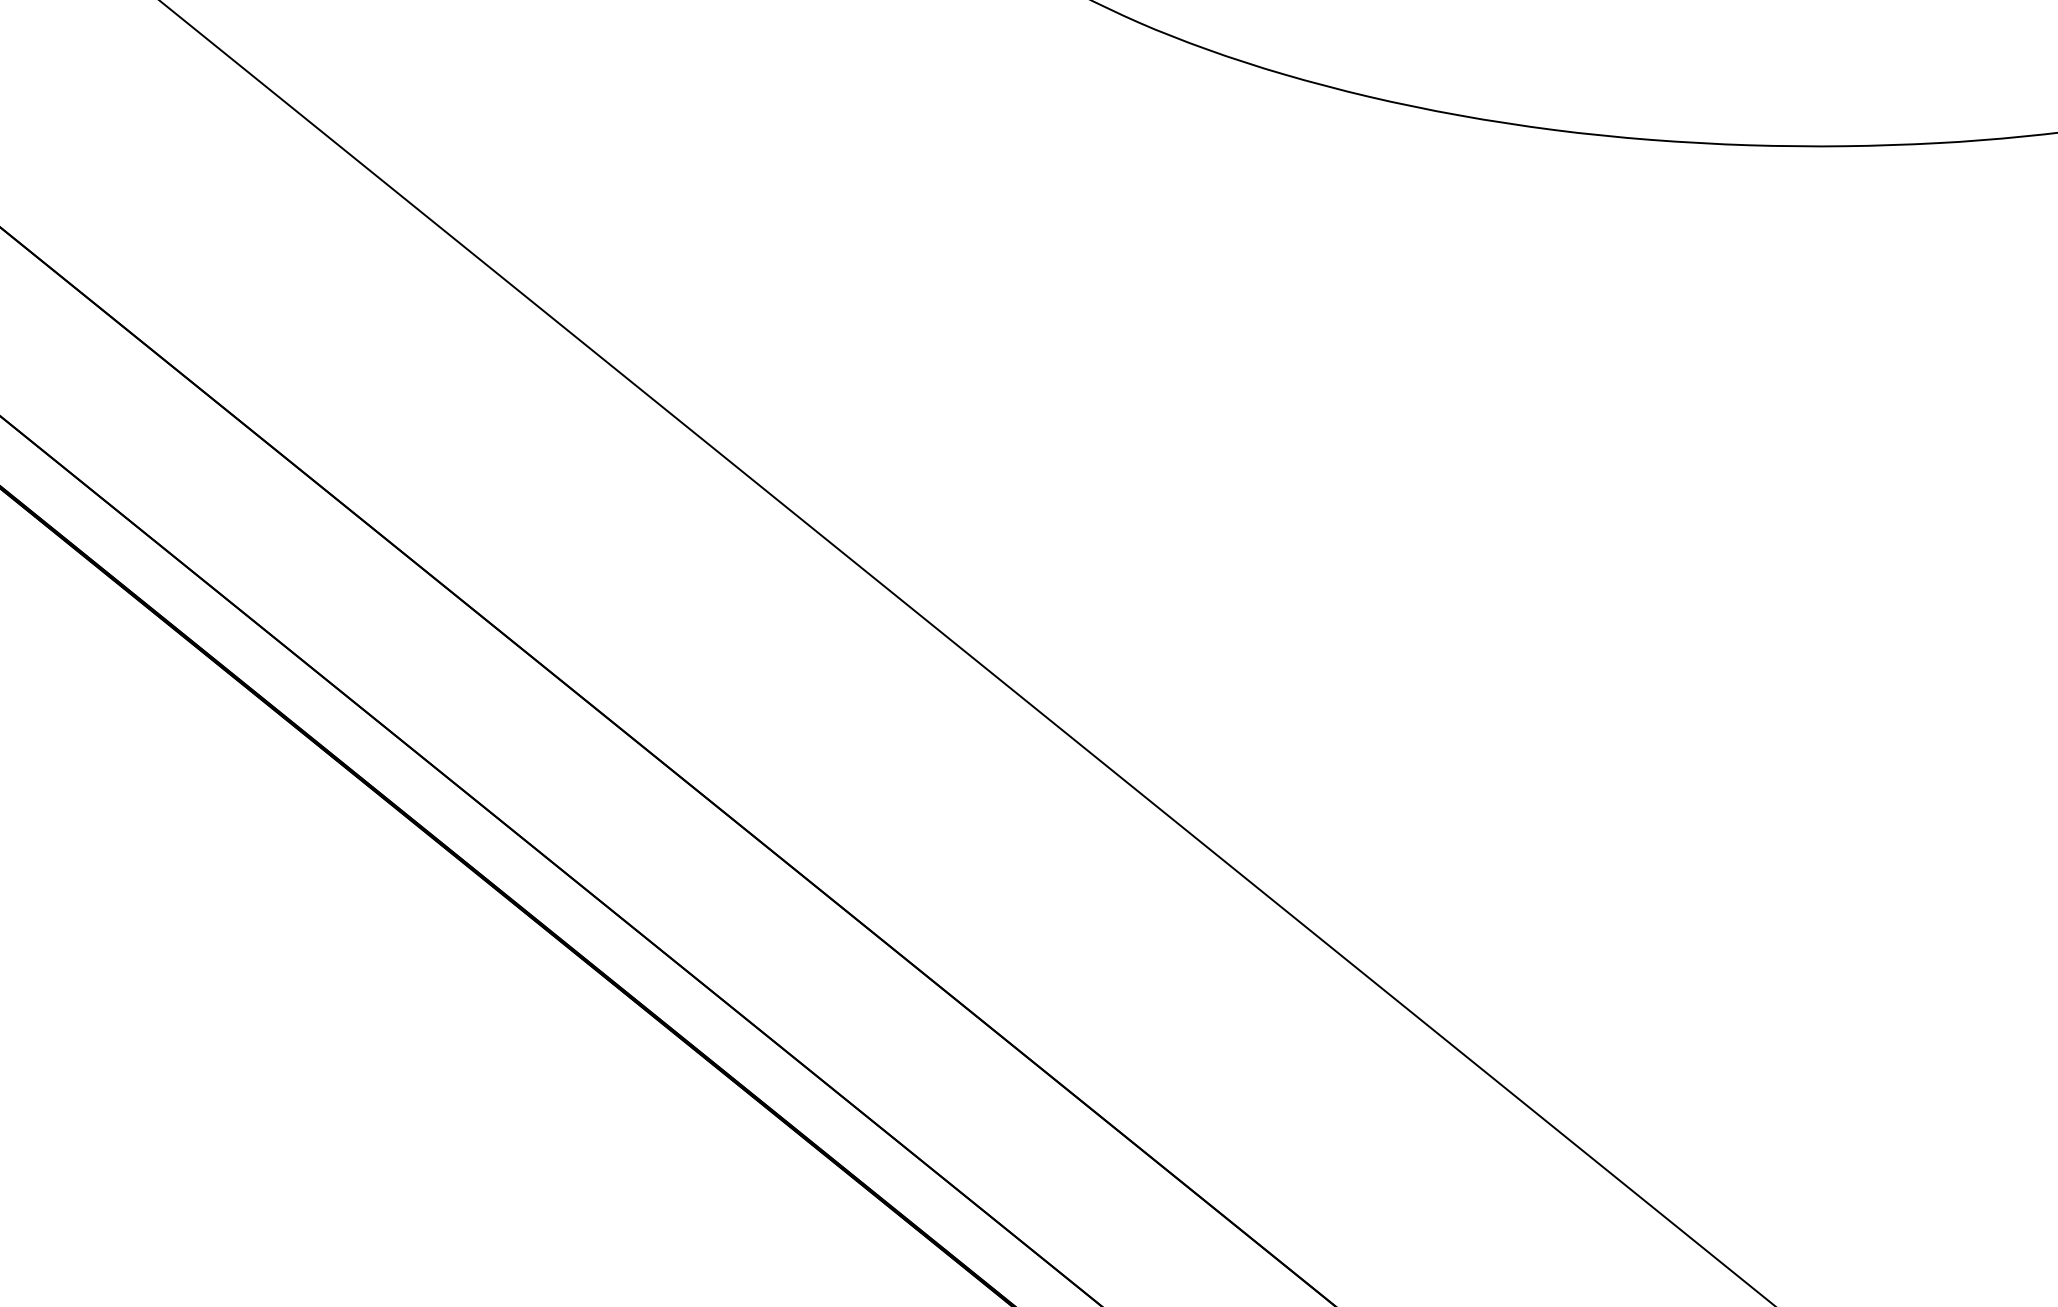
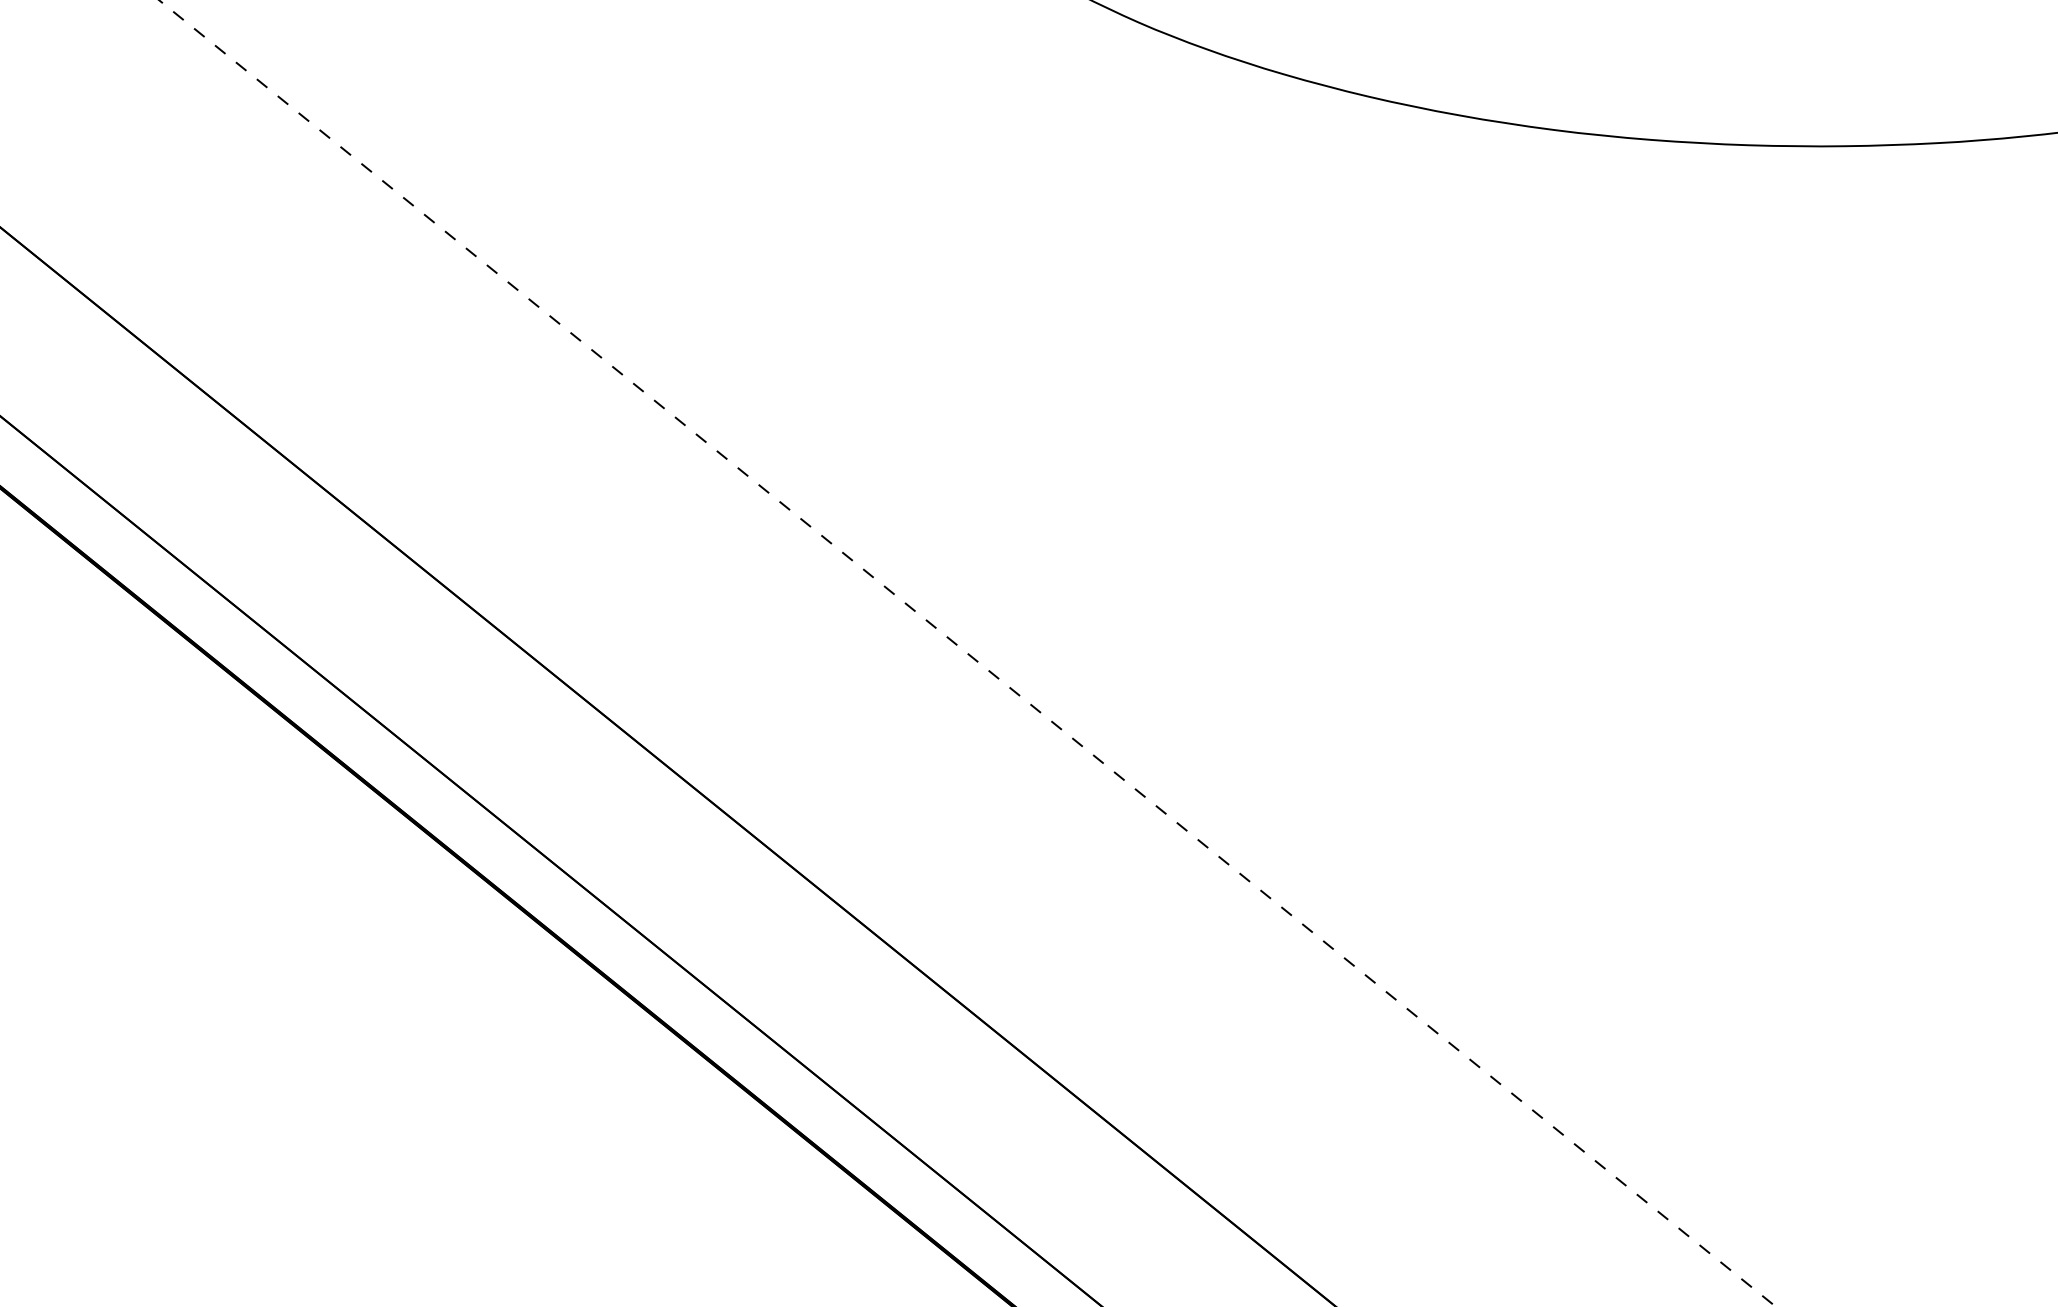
line: solid -> dashed (968, 654)
